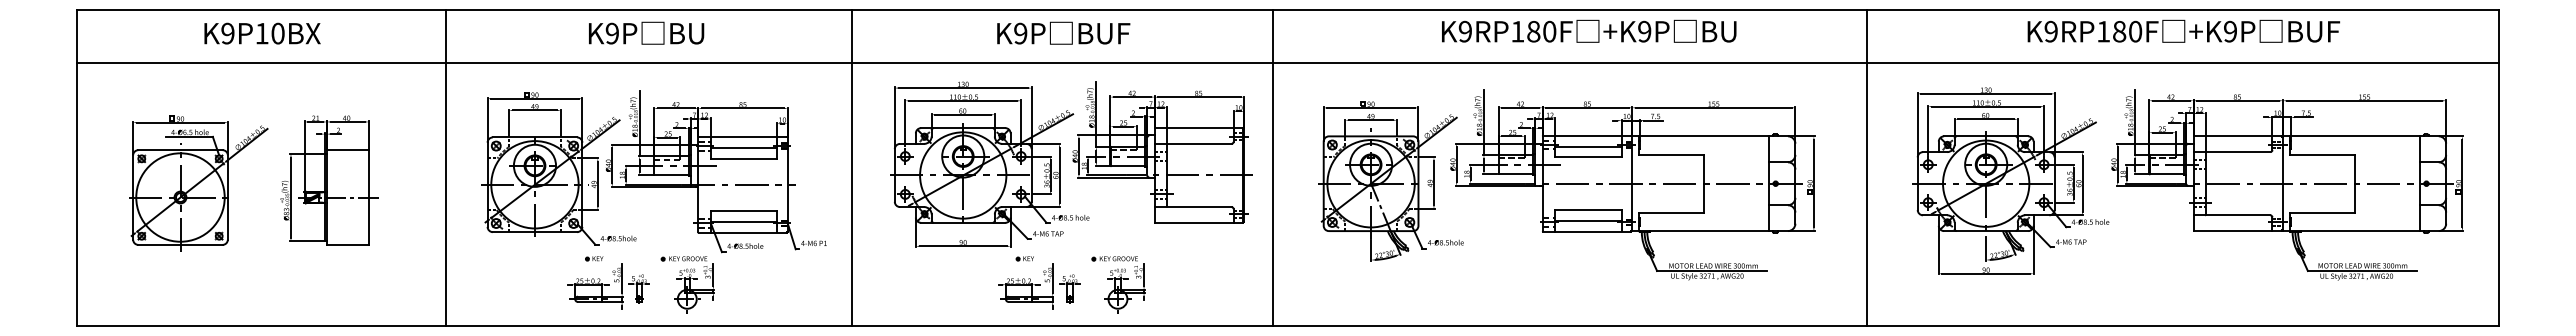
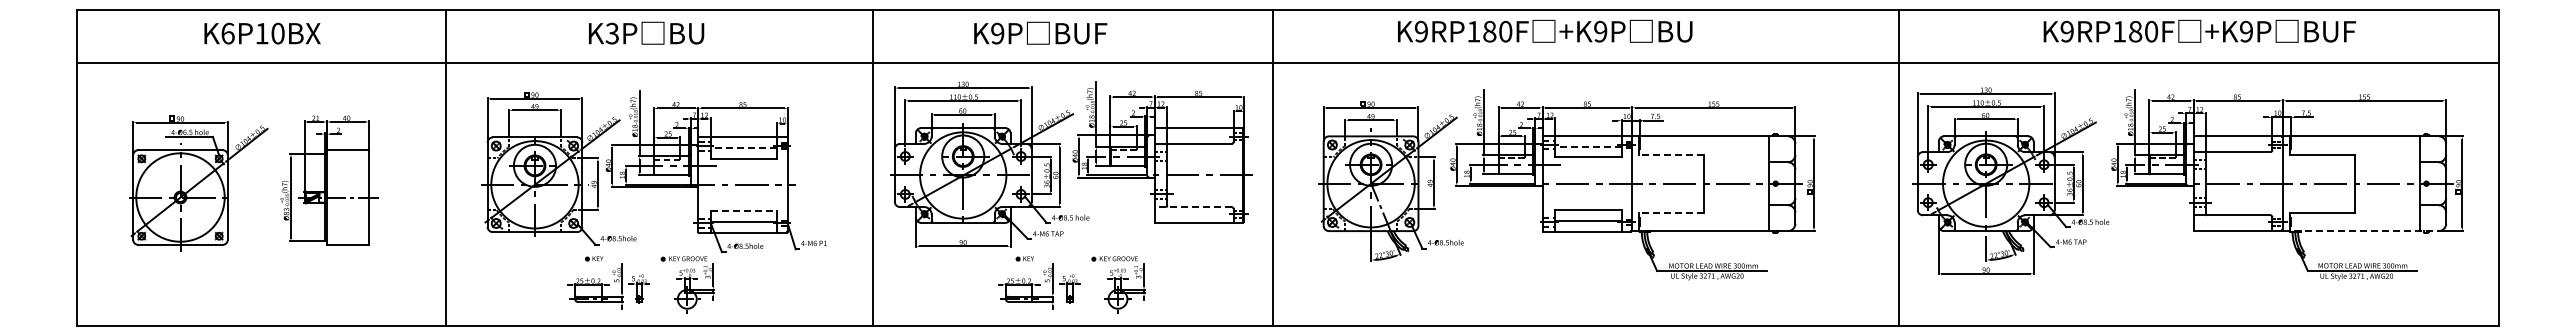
text position: (1589, 30) -> (1545, 30) (1545, 30)
text position: (2183, 30) -> (2199, 30) (2199, 30)
text position: (1063, 32) -> (1040, 32) (1040, 32)
text: K9P10BX -> K6P10BX (227, 33)
text: K9P -> K3P (611, 33)
line: solid -> dashed (1588, 146)
line: solid -> dashed (743, 147)
line: solid -> dashed (1671, 154)
line position: (852, 167) -> (873, 167) (873, 167)
line position: (1867, 167) -> (1899, 167) (1899, 167)
line: solid -> dashed (1192, 207)
line: solid -> dashed (744, 211)
line: solid -> dashed (1671, 212)
line: solid -> dashed (2360, 231)
